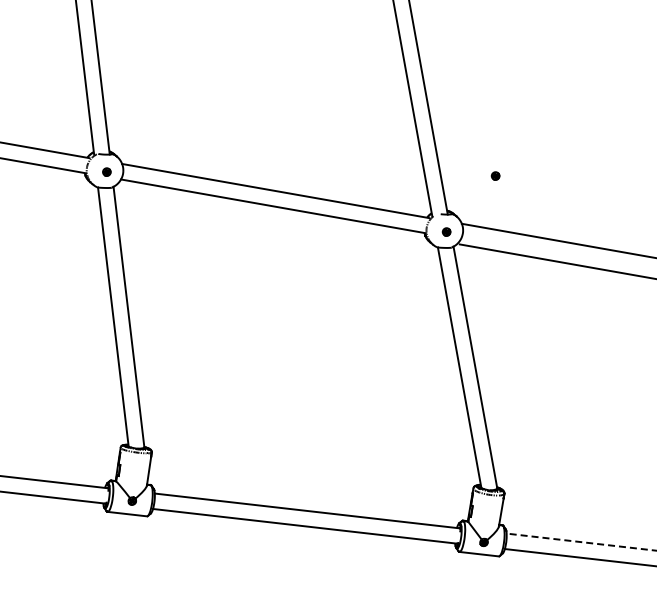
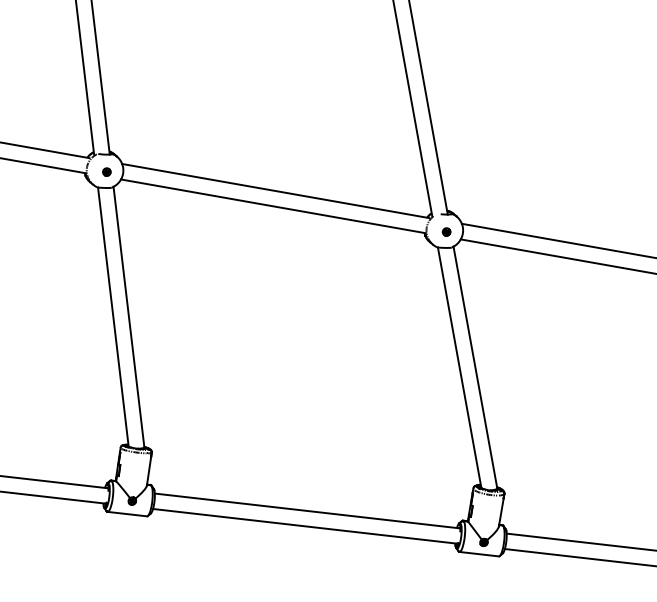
part: present -> none (495, 175)
line position: (556, 261) -> (556, 256) (556, 256)
line: dashed -> solid (580, 542)
